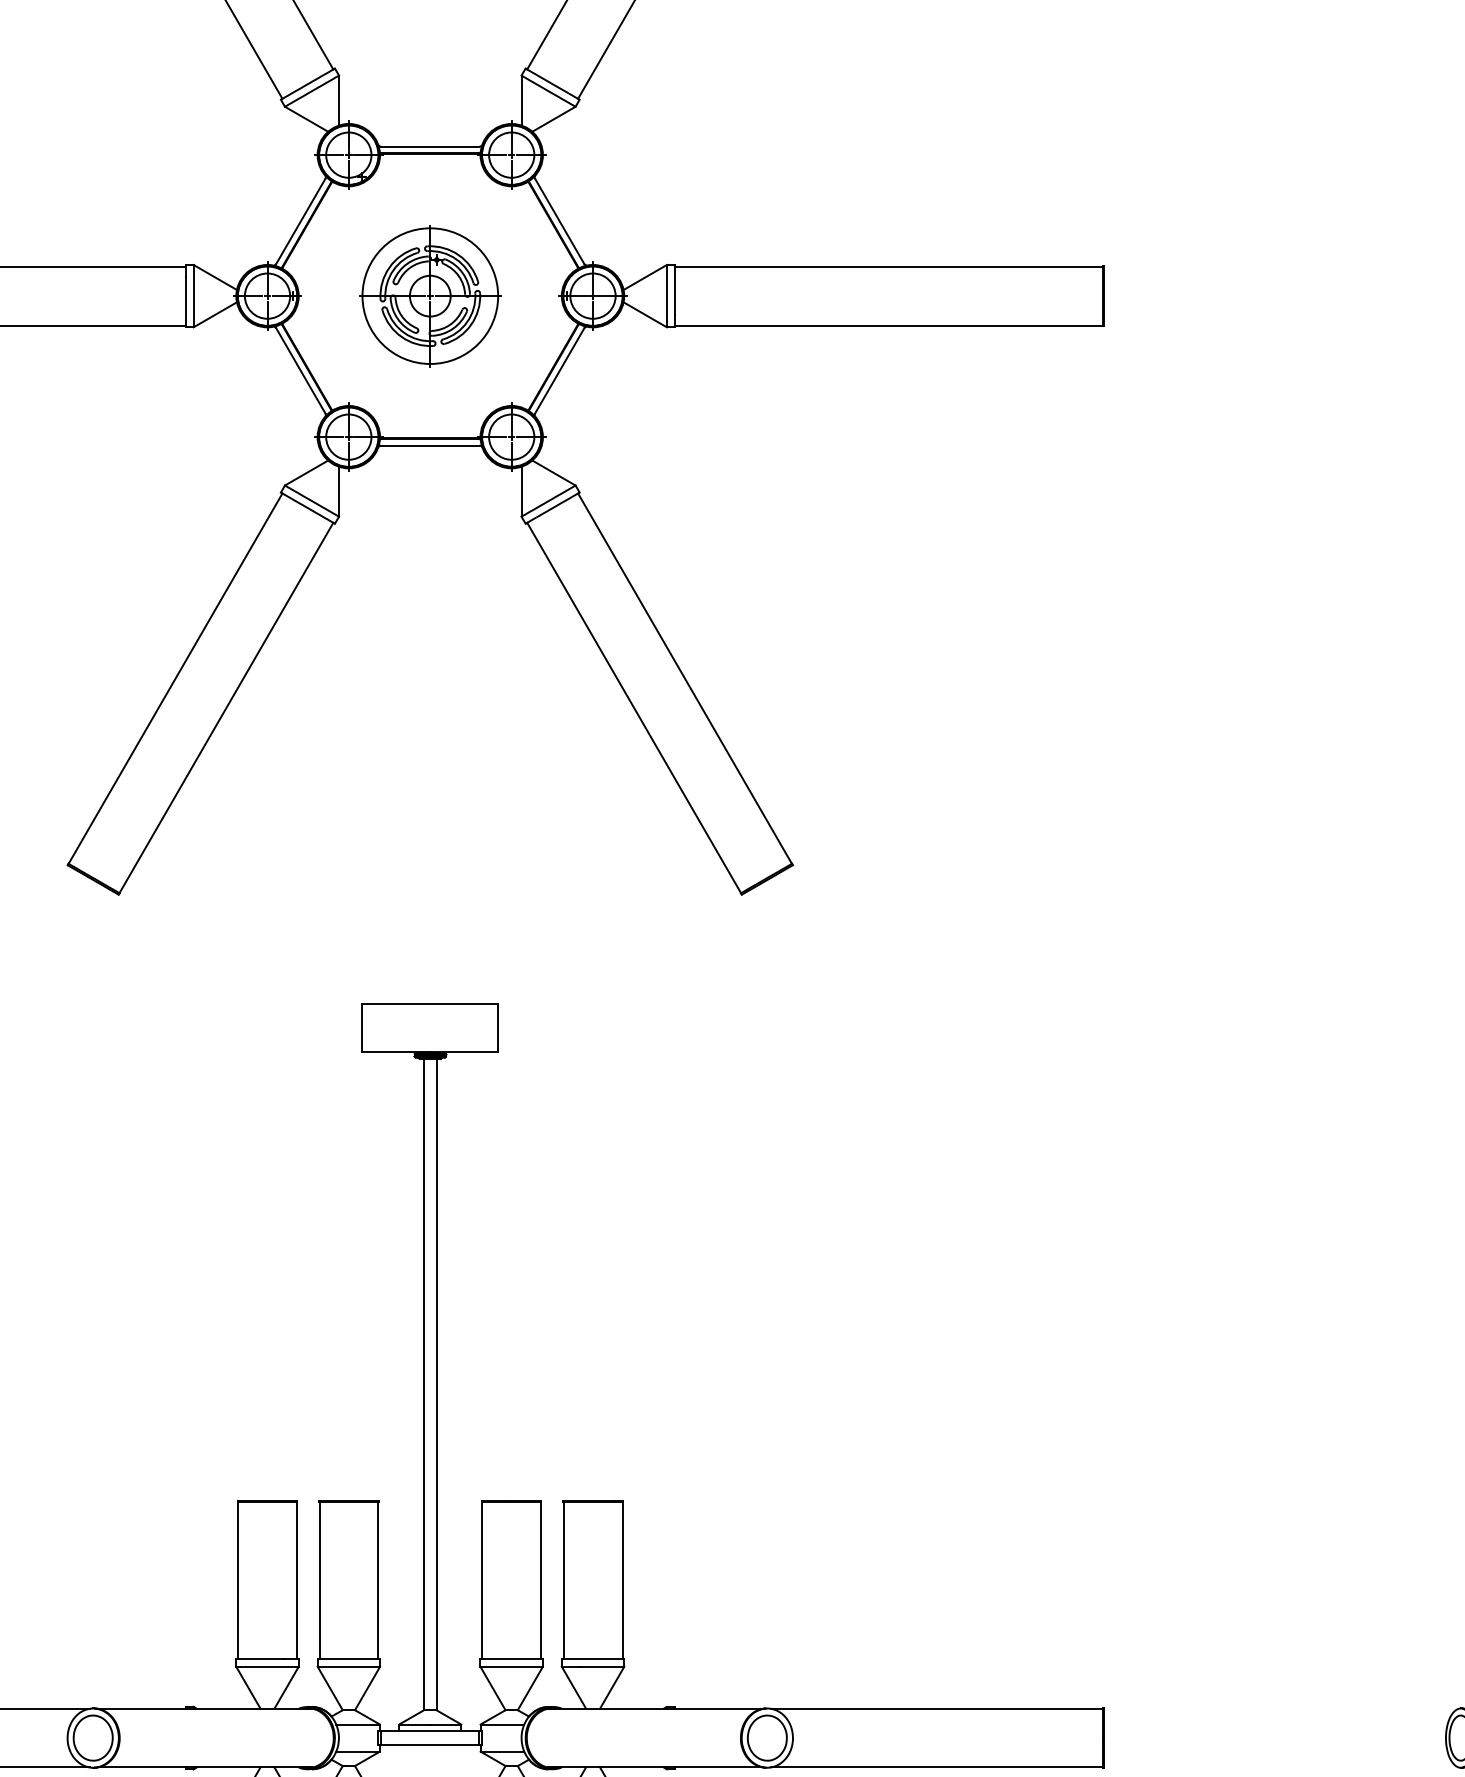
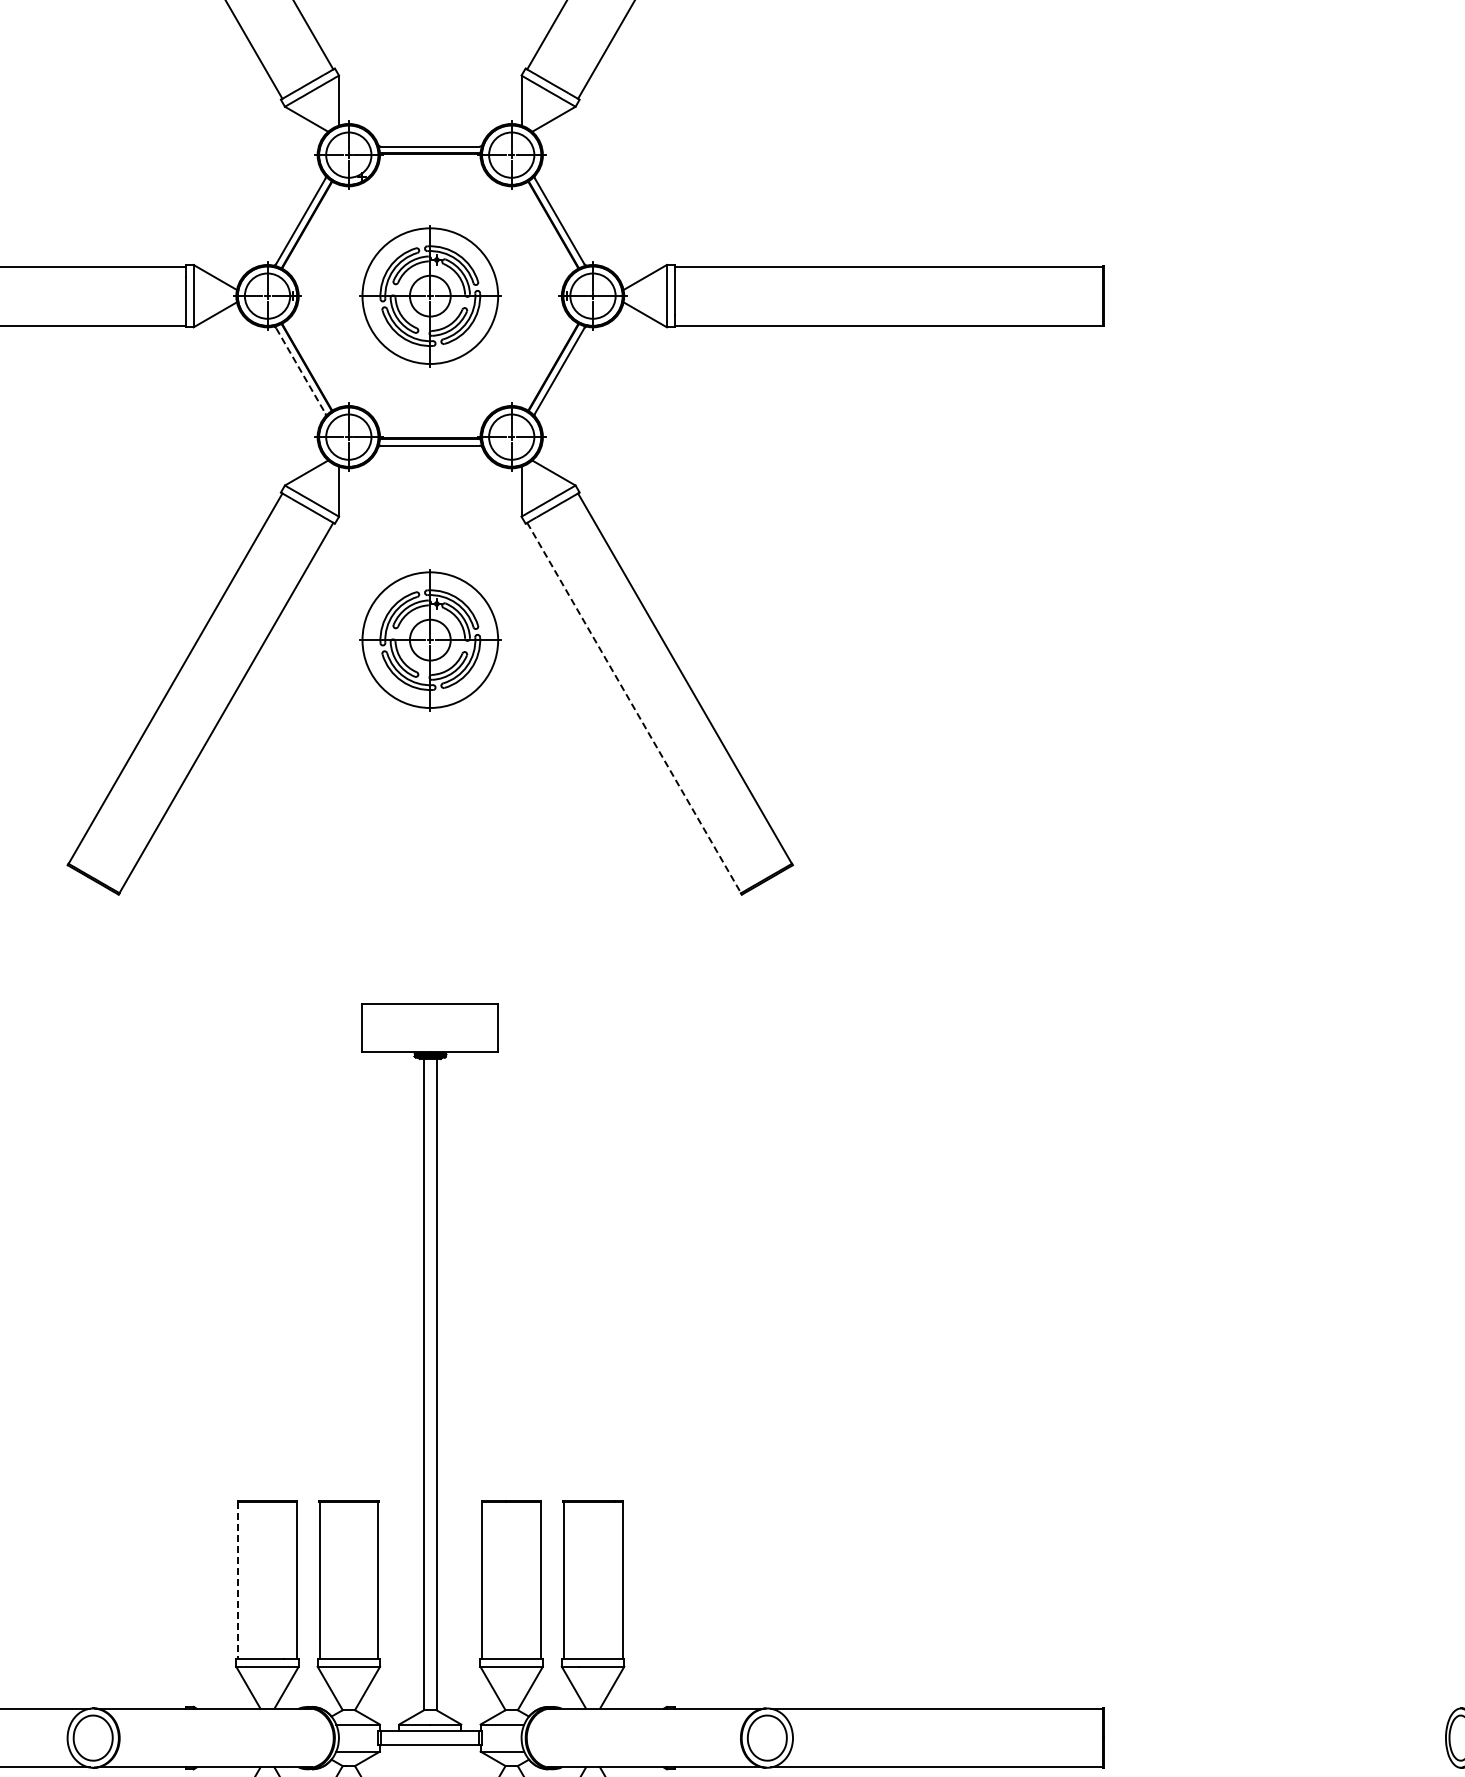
line: solid -> dashed (301, 371)
part: none -> present (430, 640)
line: solid -> dashed (634, 707)
line: solid -> dashed (238, 1580)
